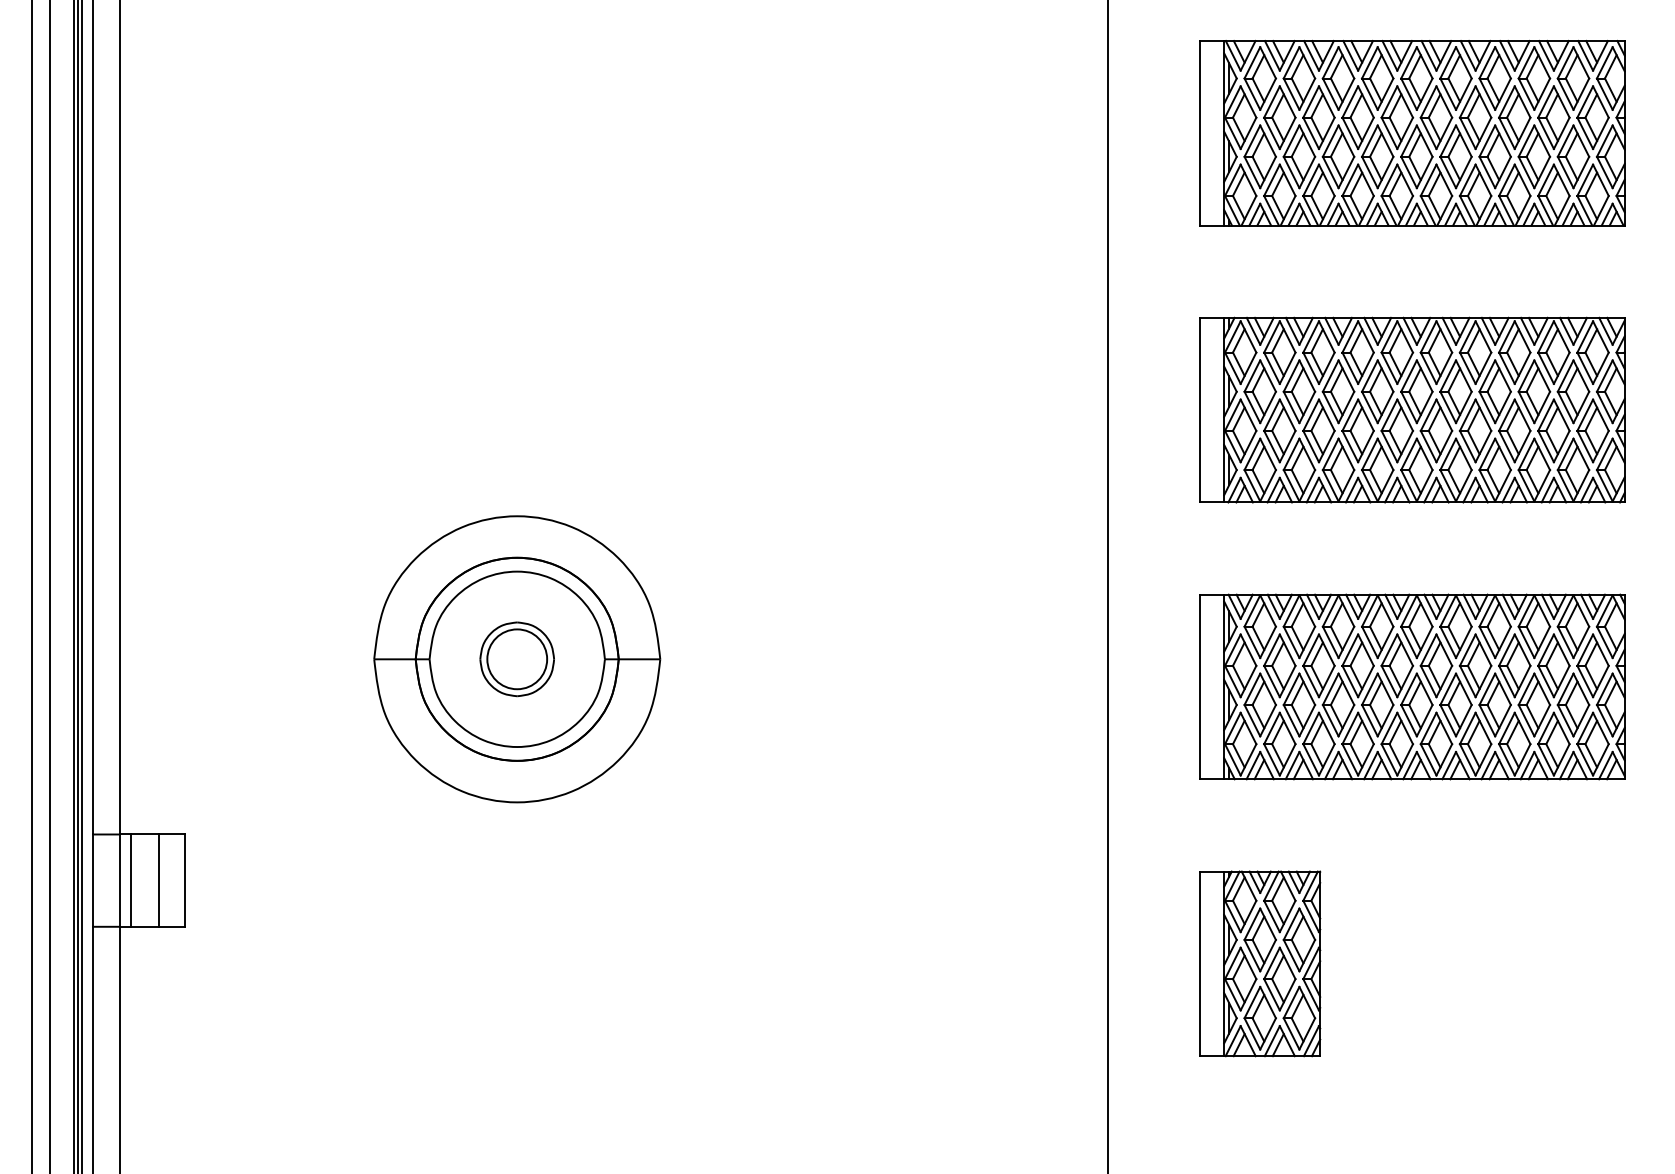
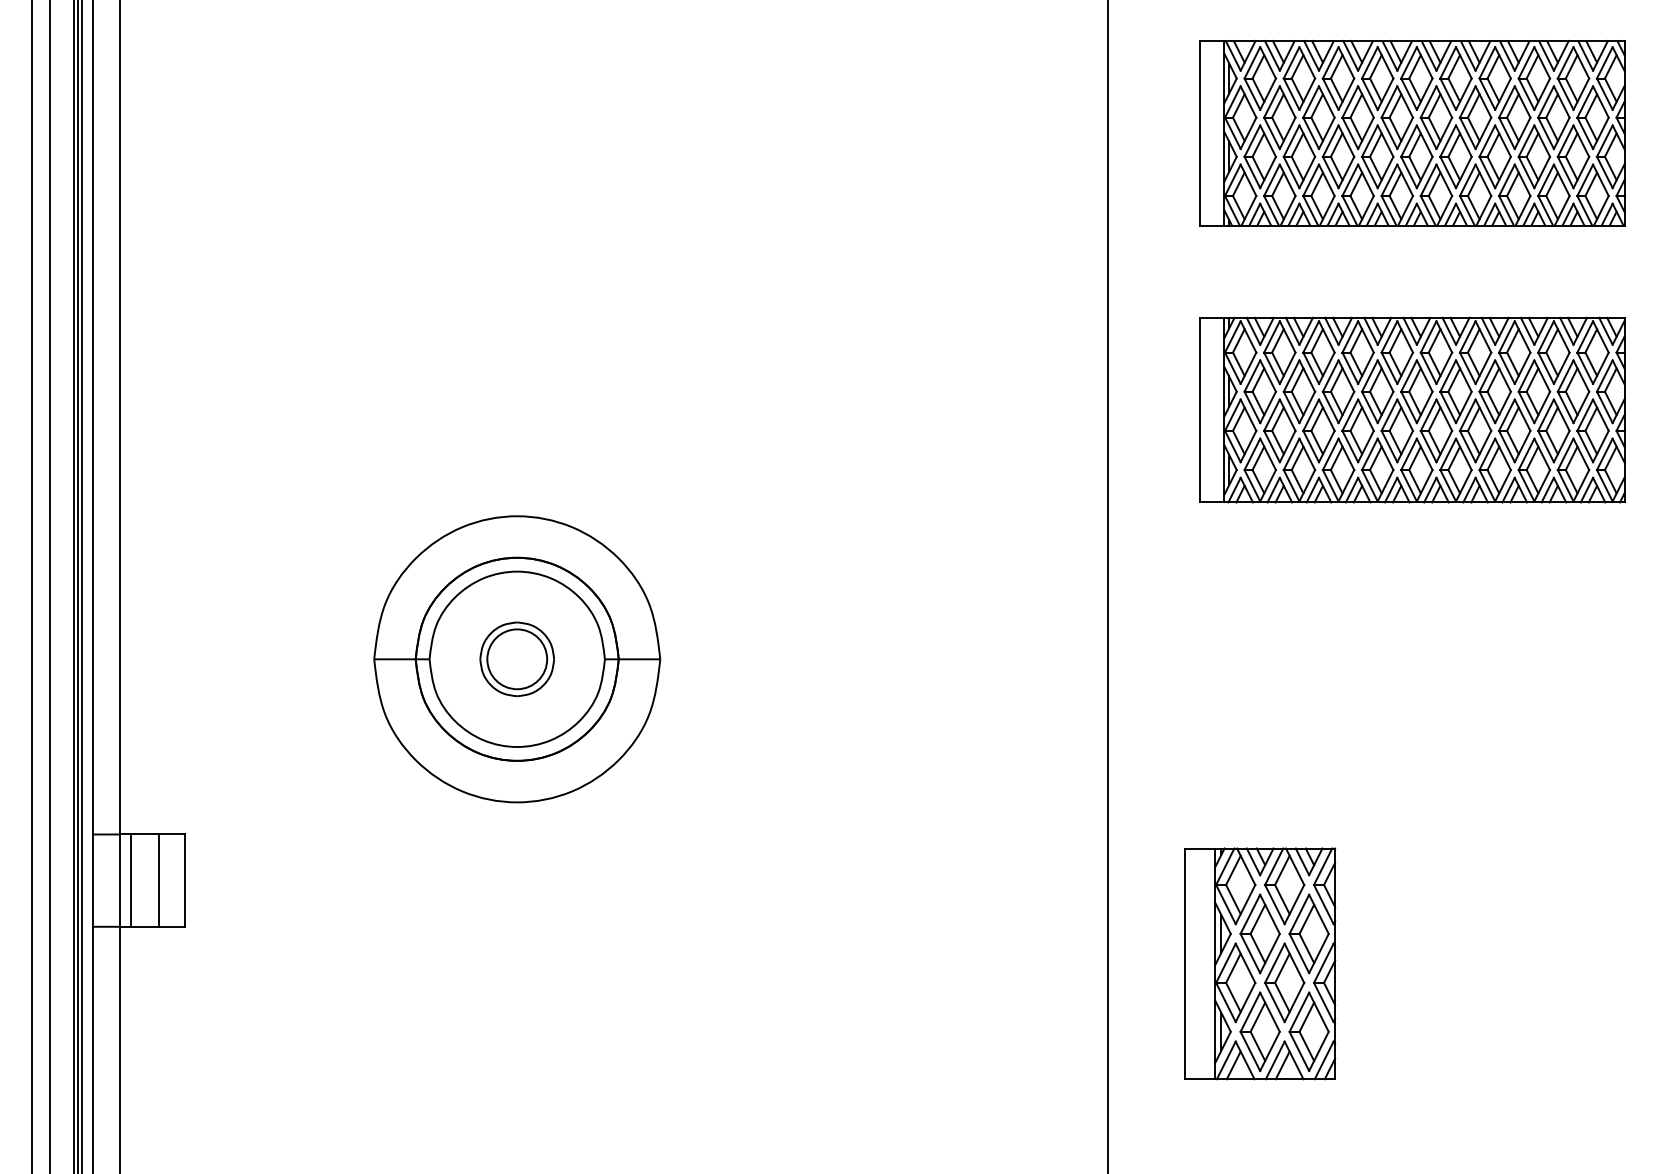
part: present -> none (1412, 686)
part size: 123x188 px -> 153x234 px (1260, 963)
